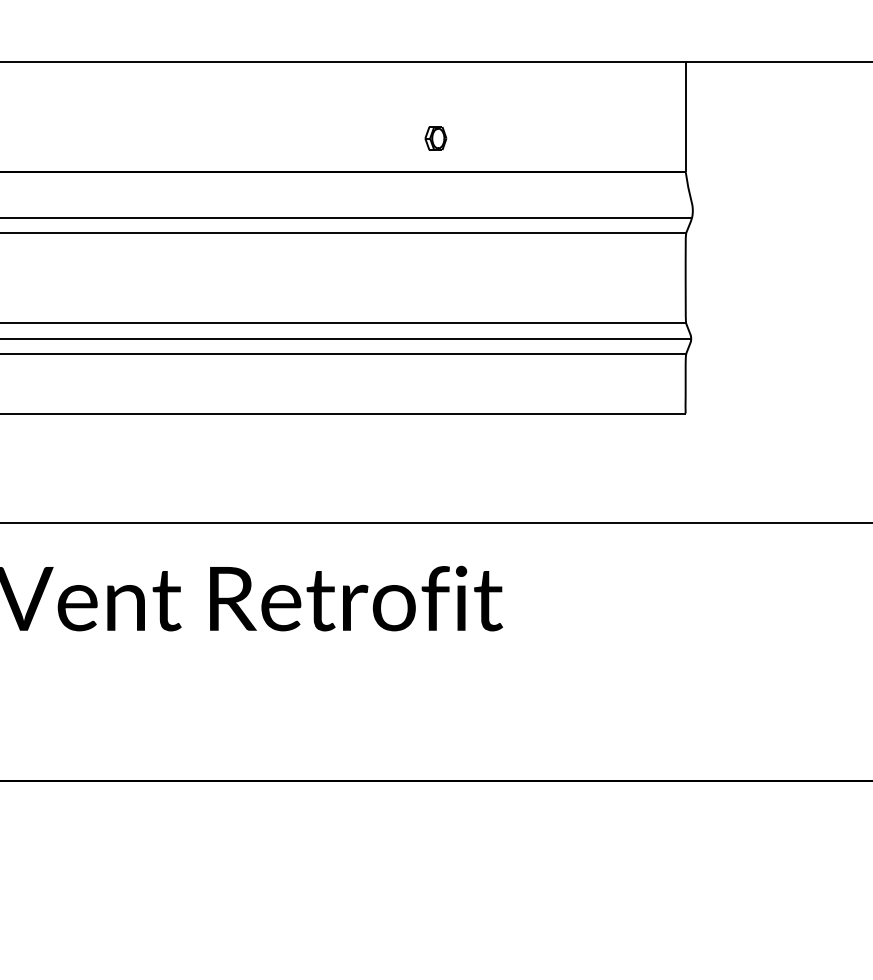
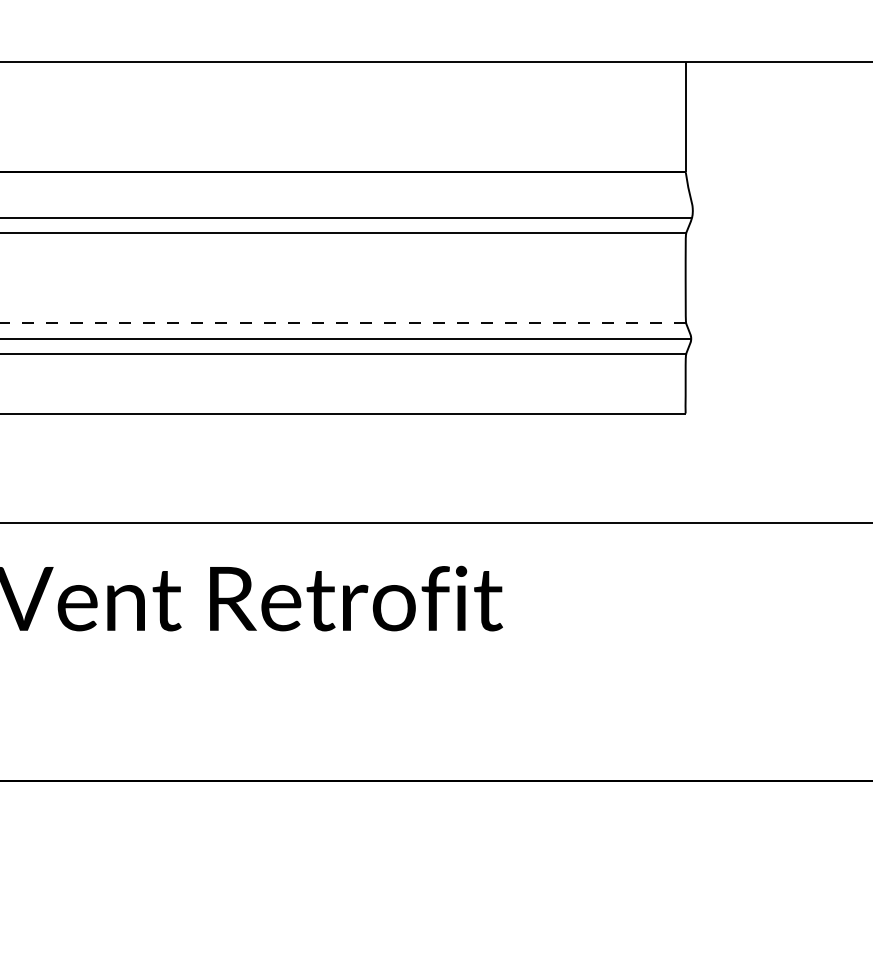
part: present -> none (435, 138)
line: solid -> dashed (343, 323)
